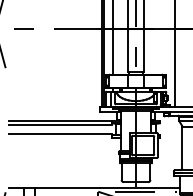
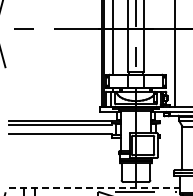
line: solid -> dashed (94, 187)
